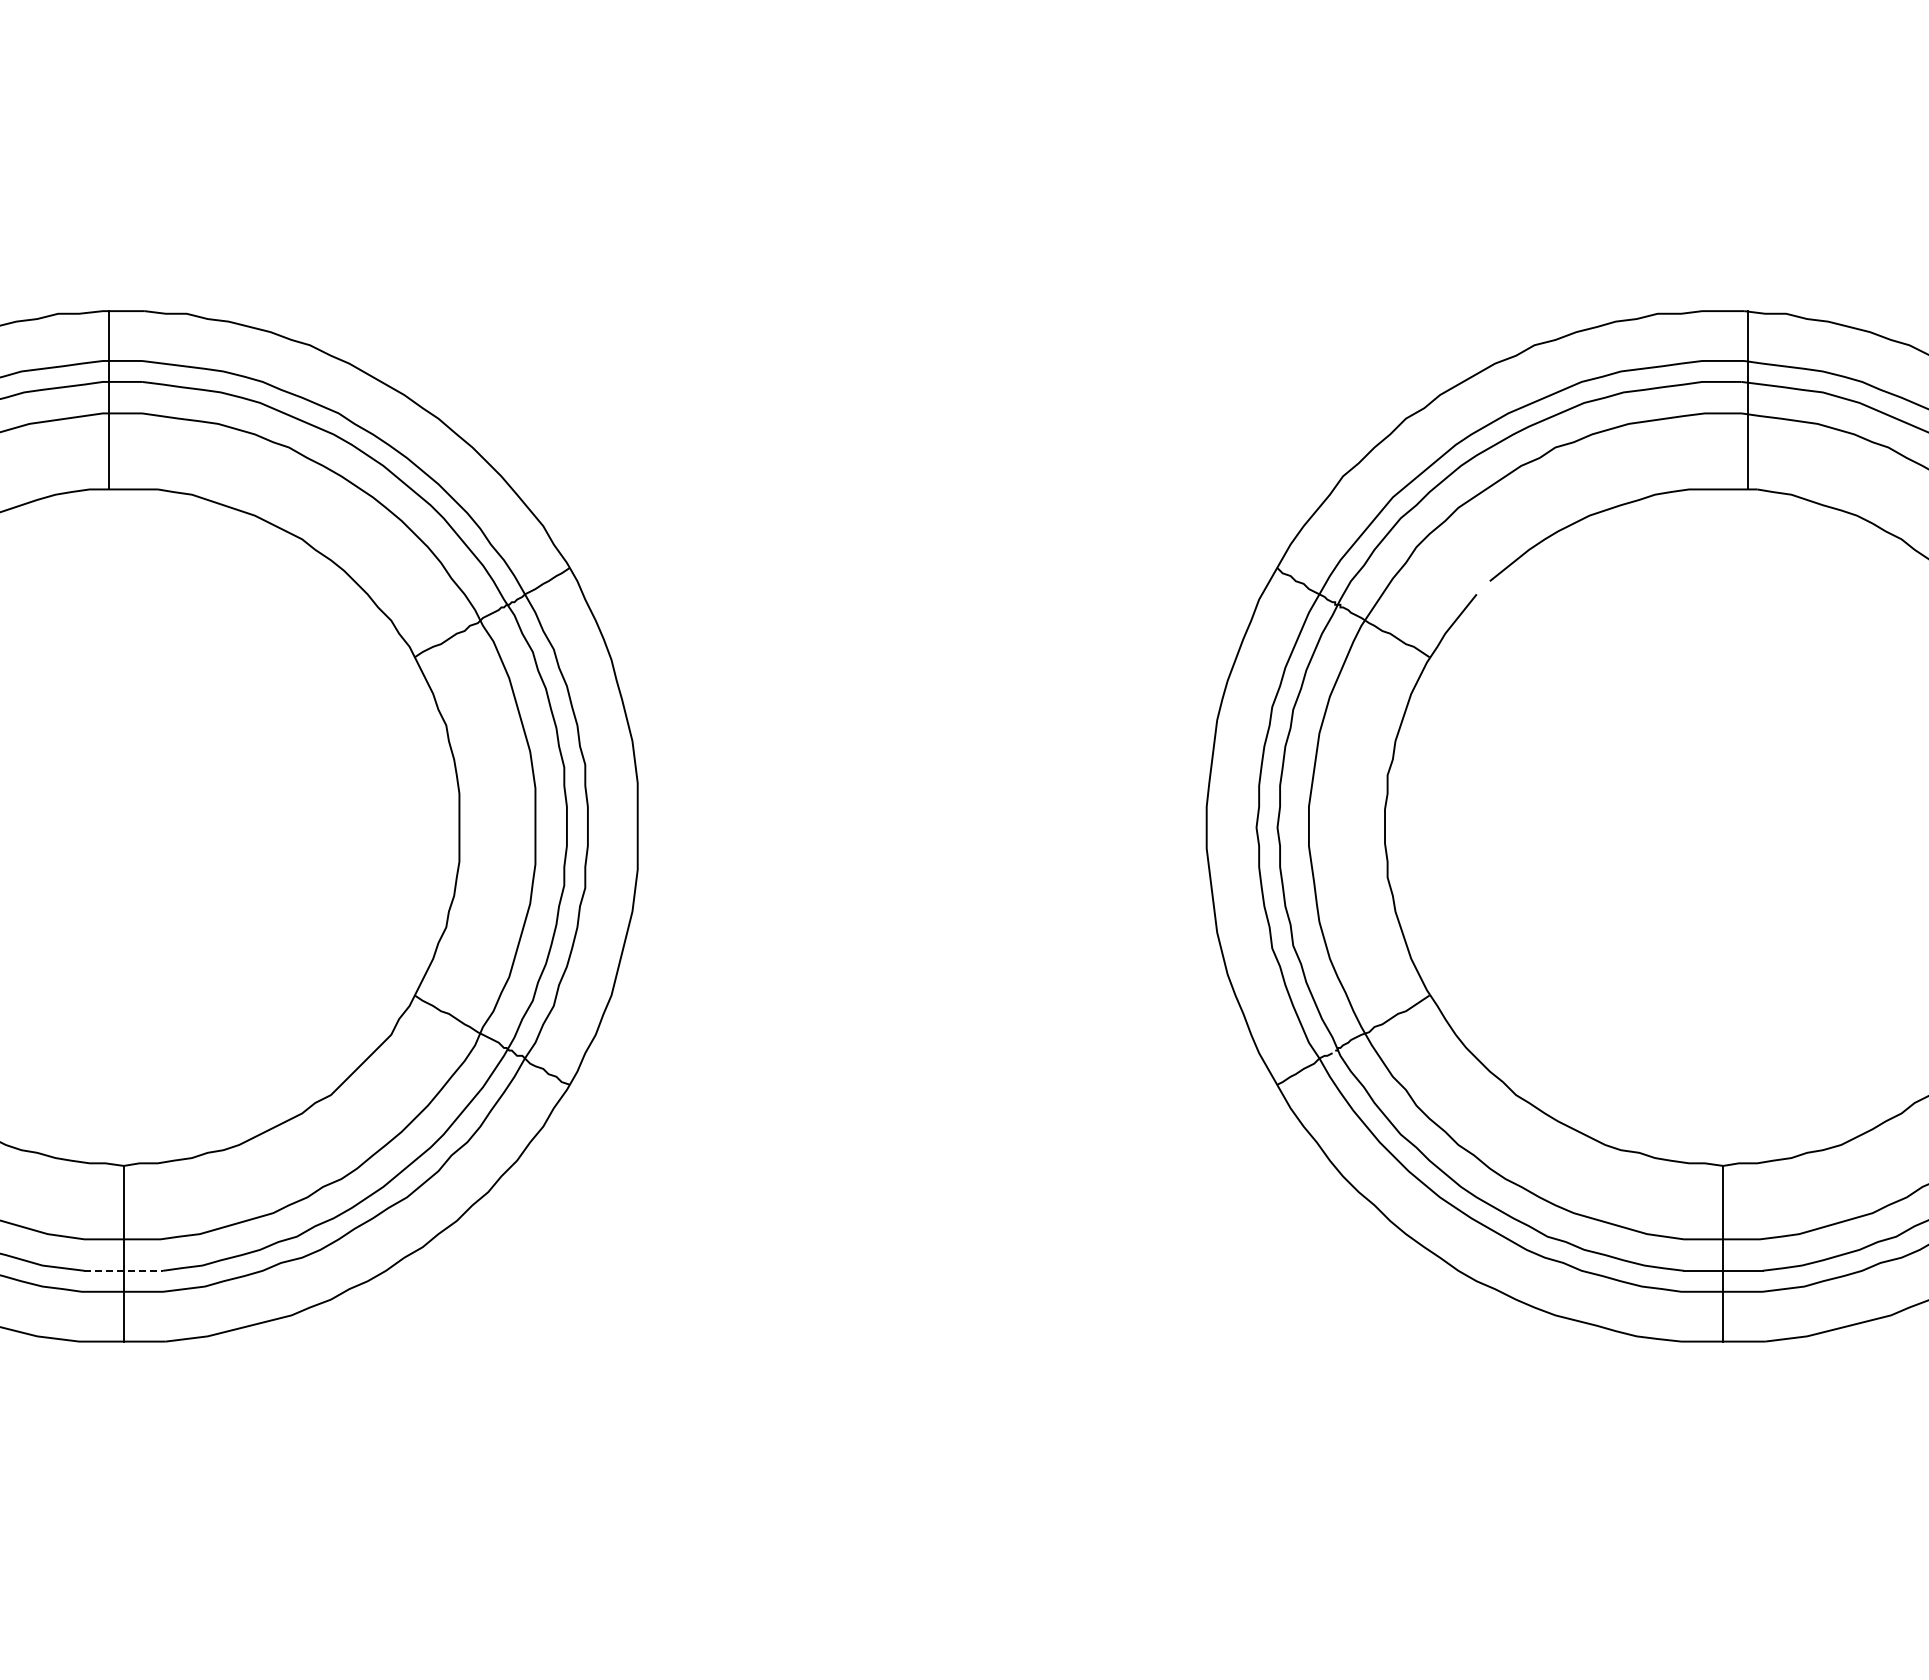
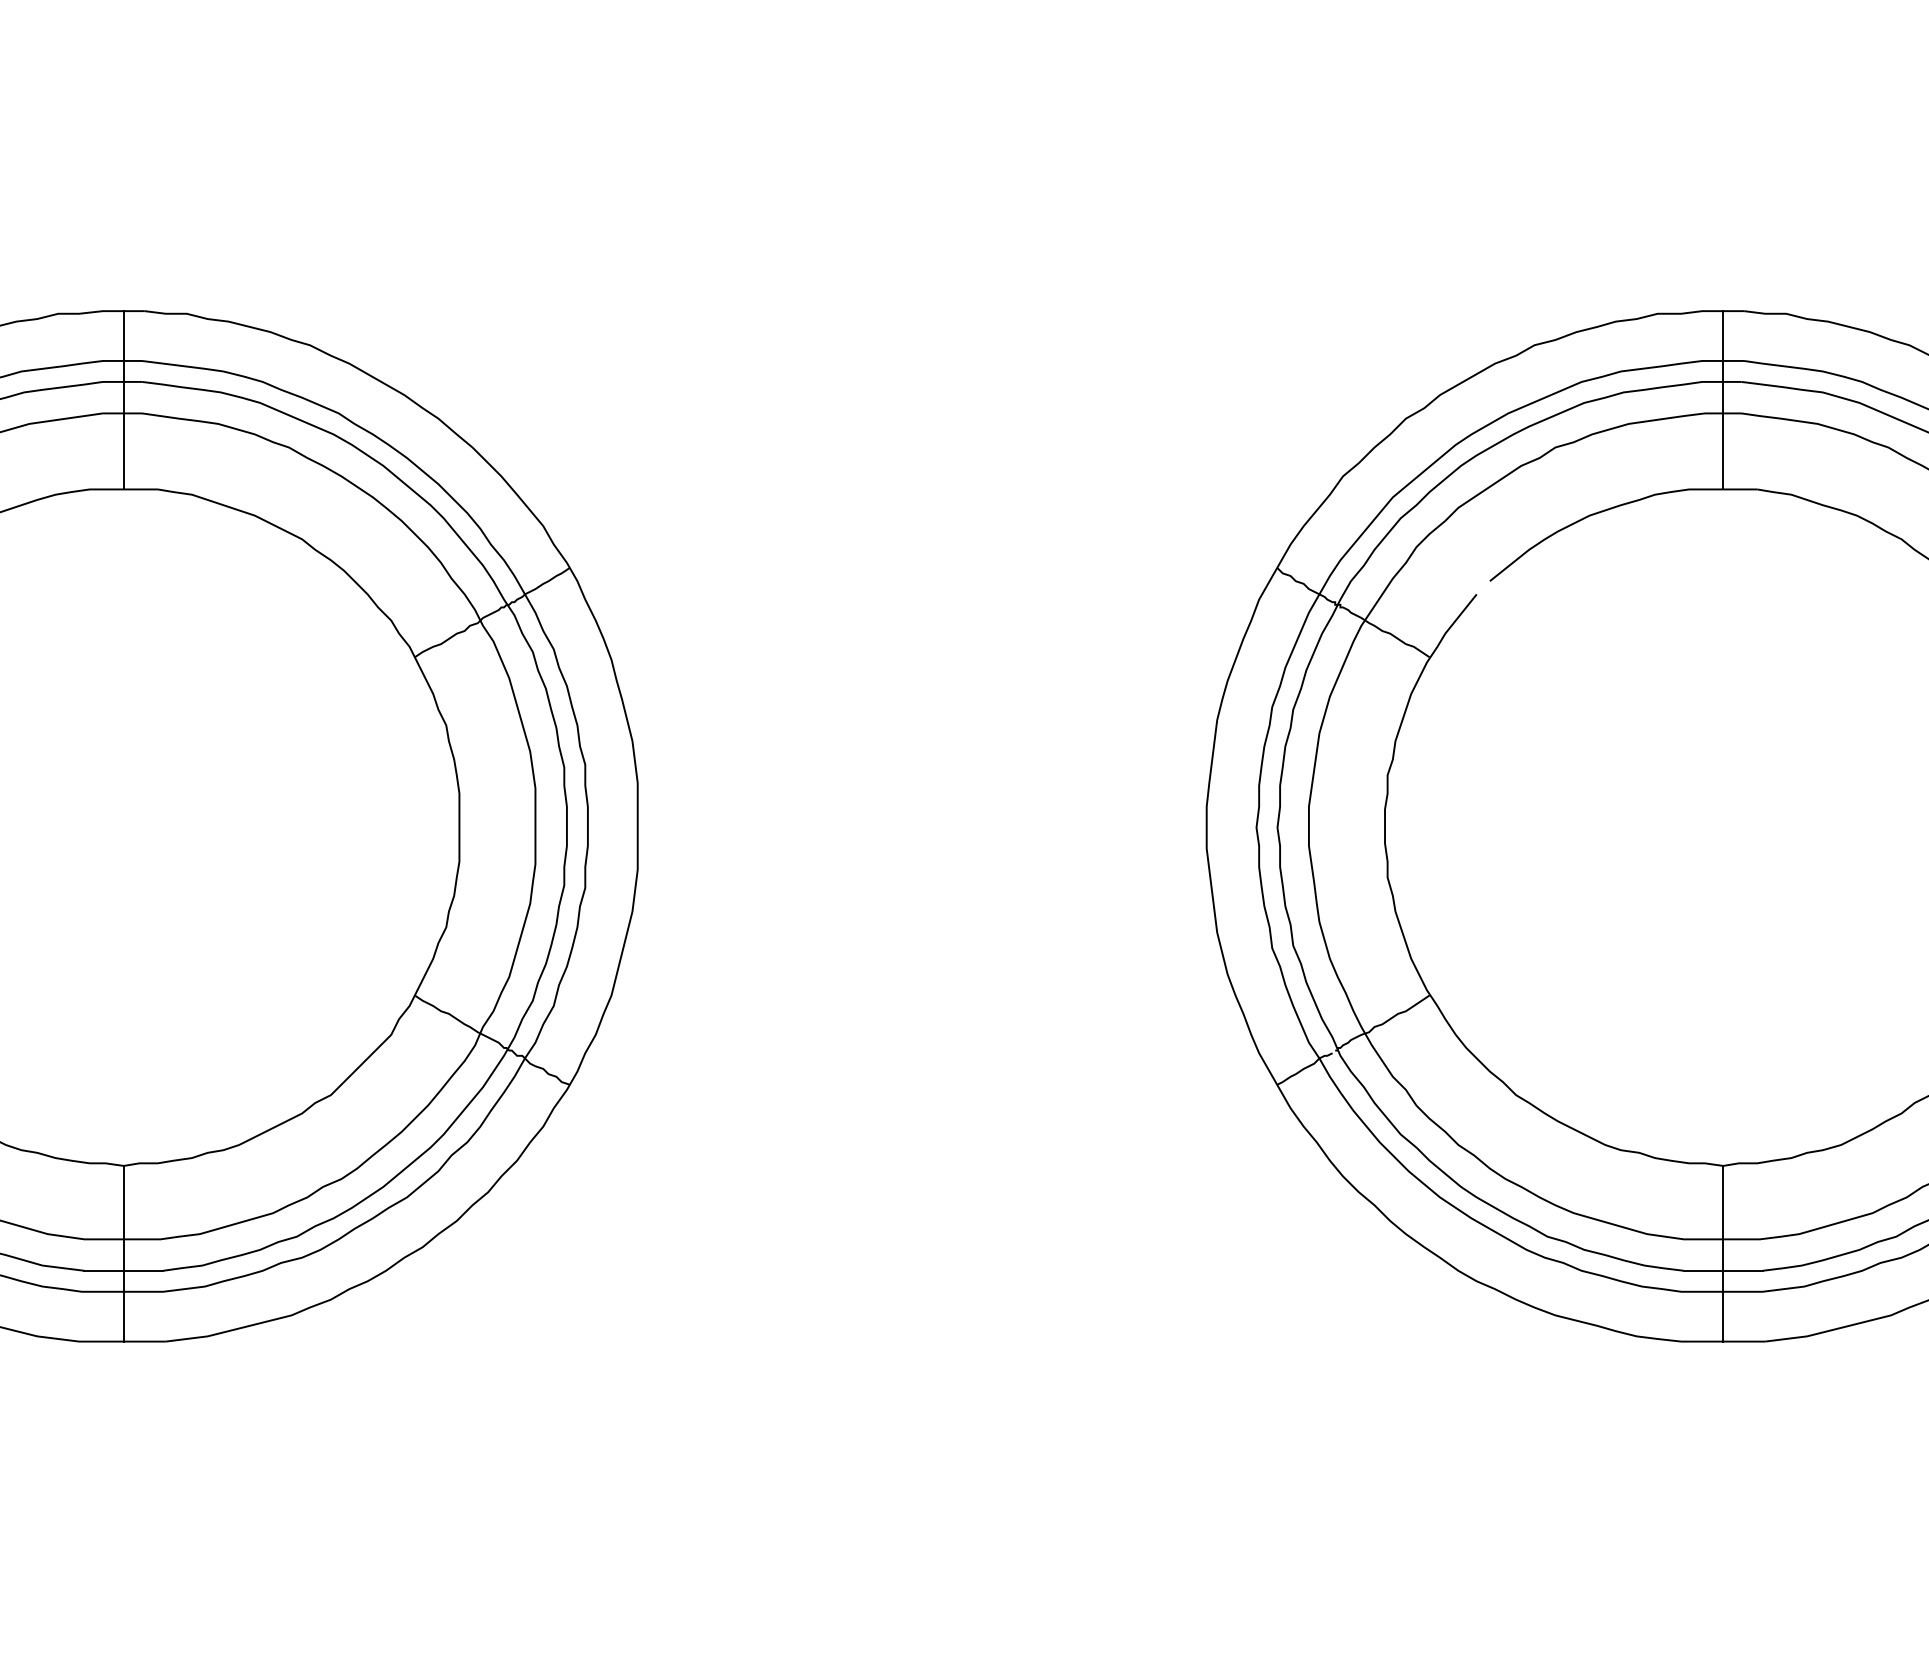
line position: (108, 400) -> (123, 400) (123, 400)
line position: (1748, 400) -> (1723, 400) (1723, 400)
line: dashed -> solid (124, 1270)
